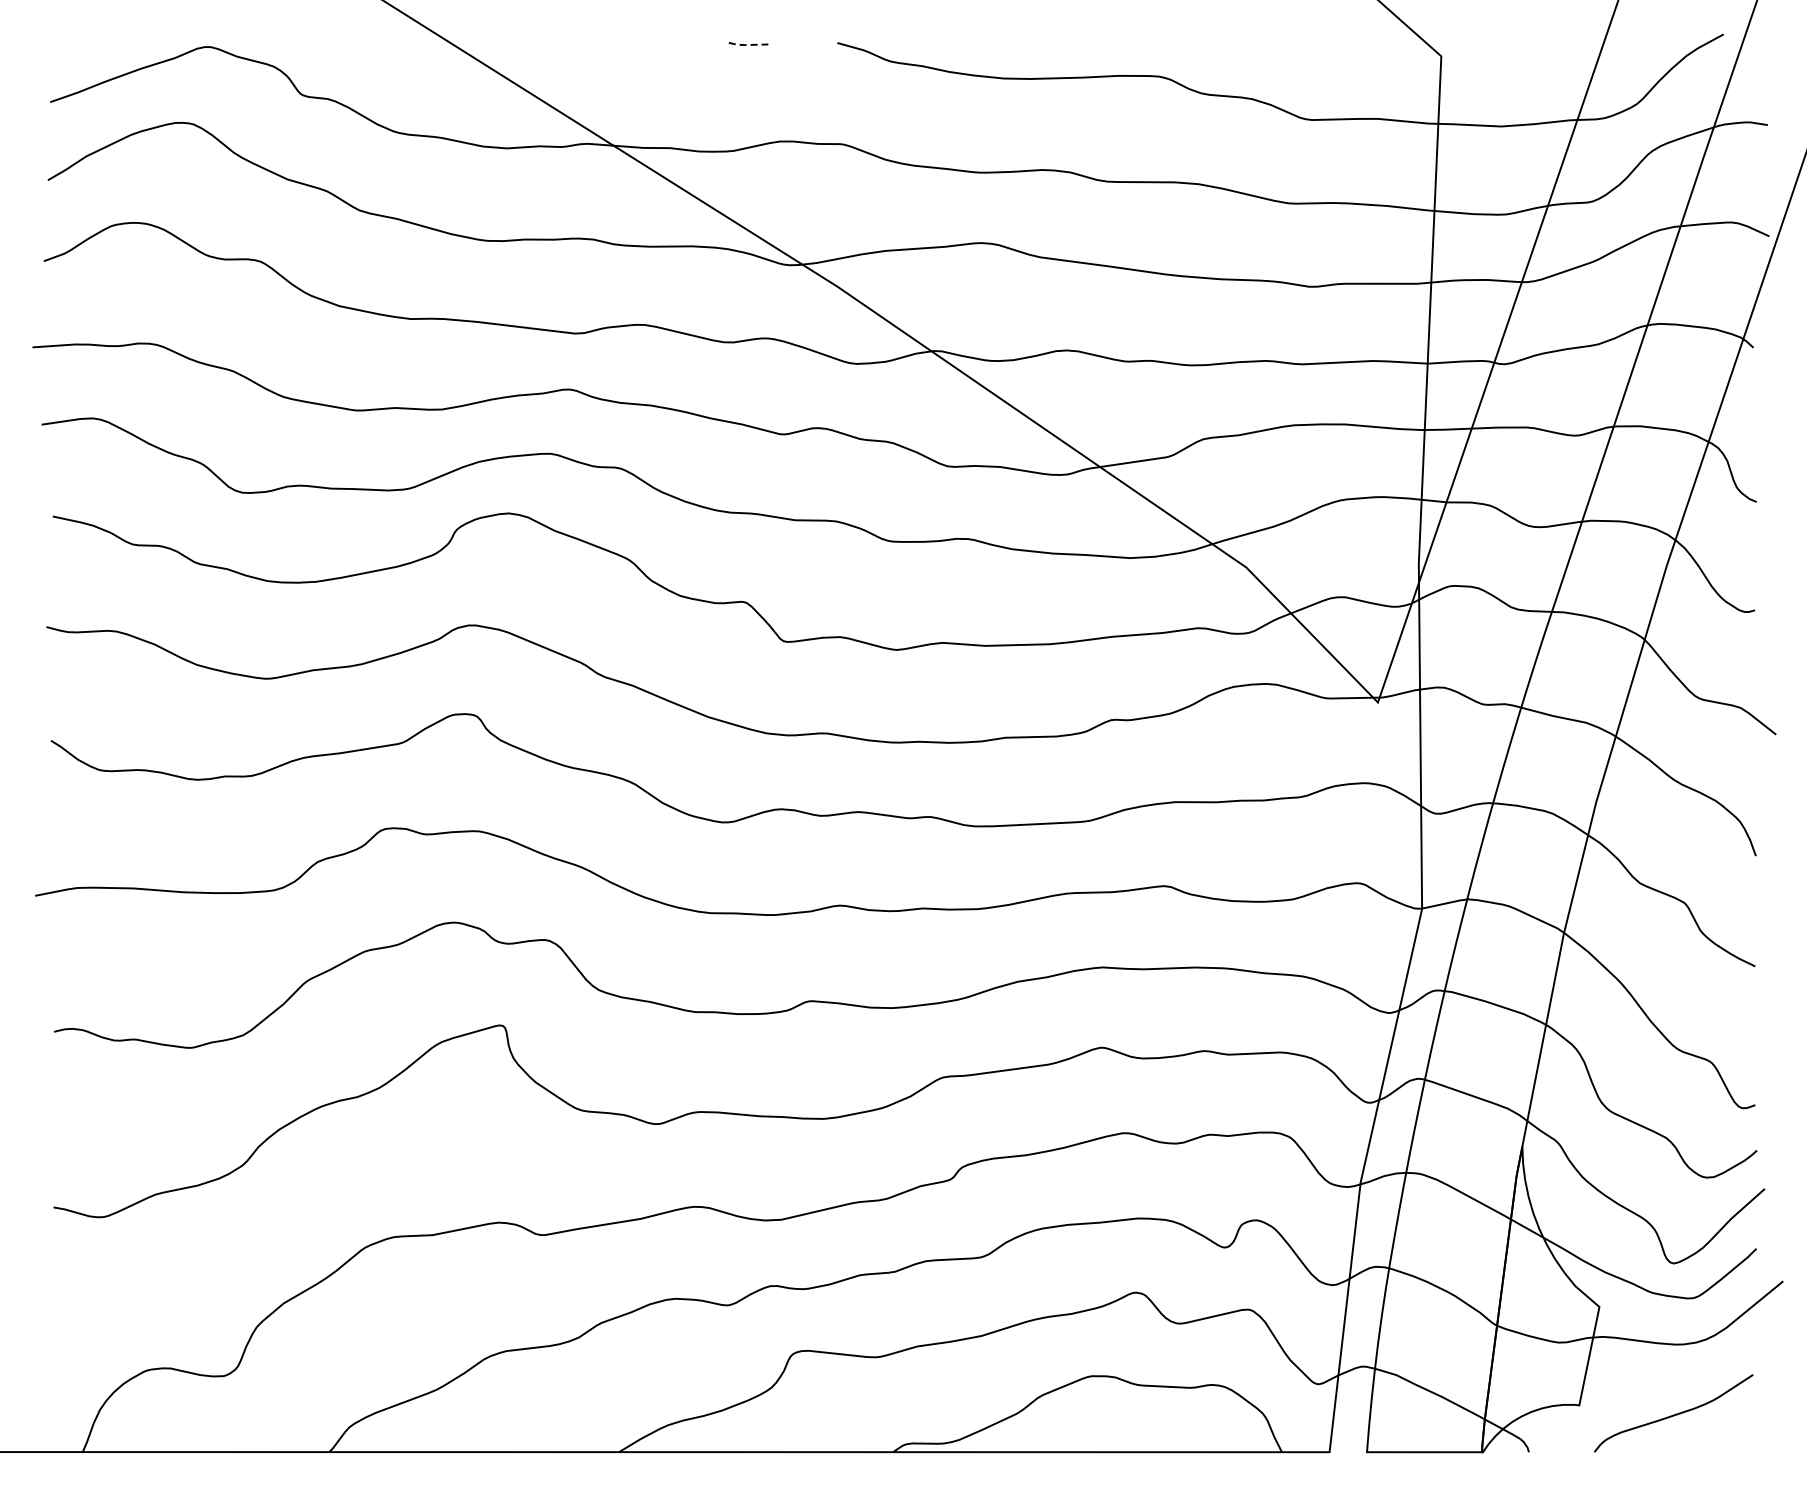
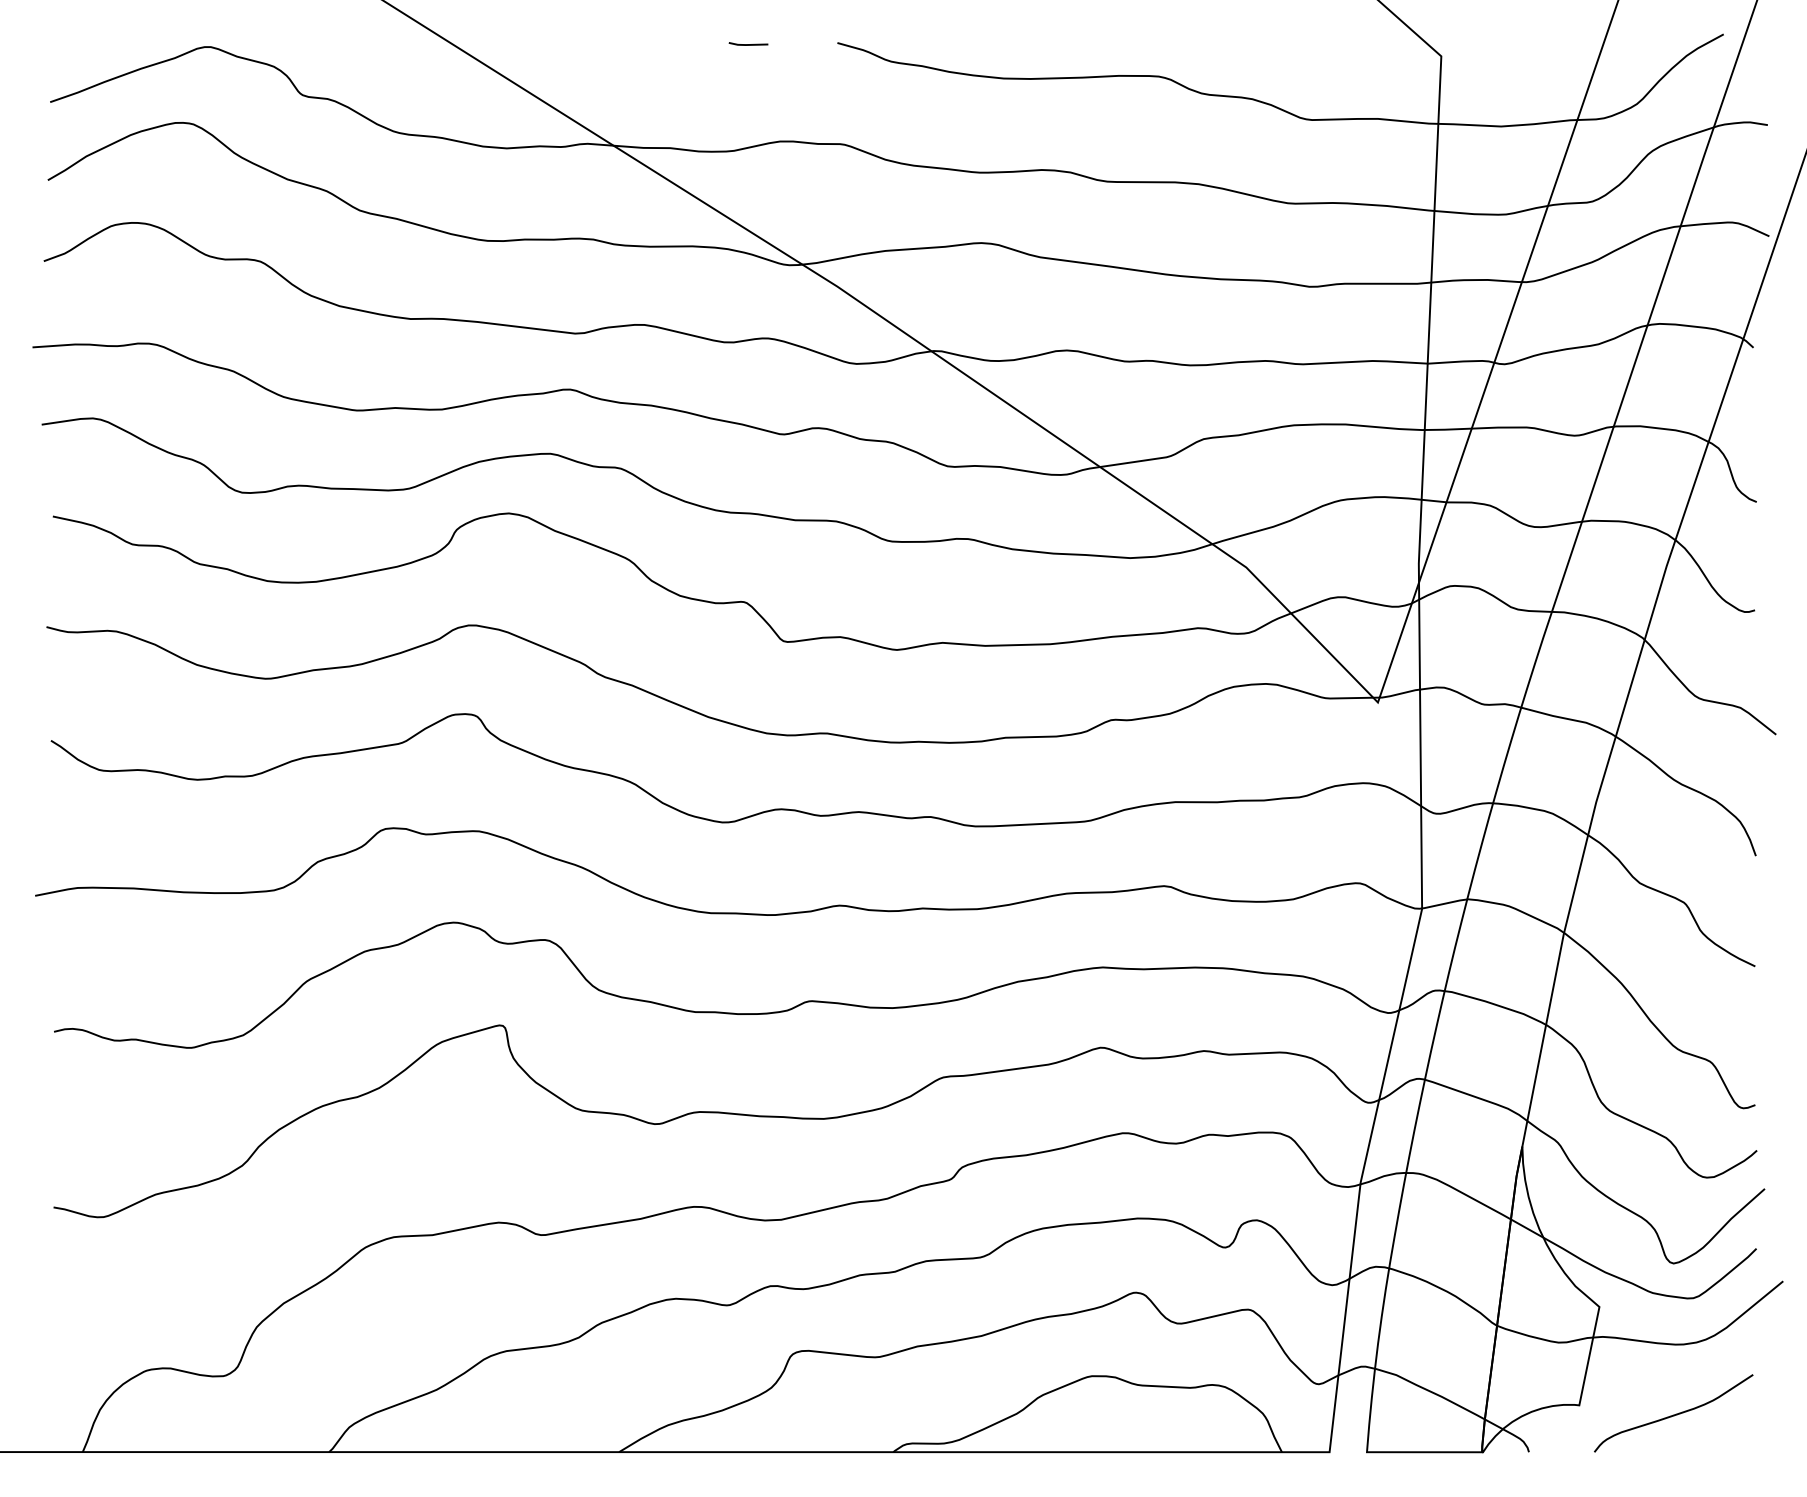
line: dashed -> solid (747, 45)
